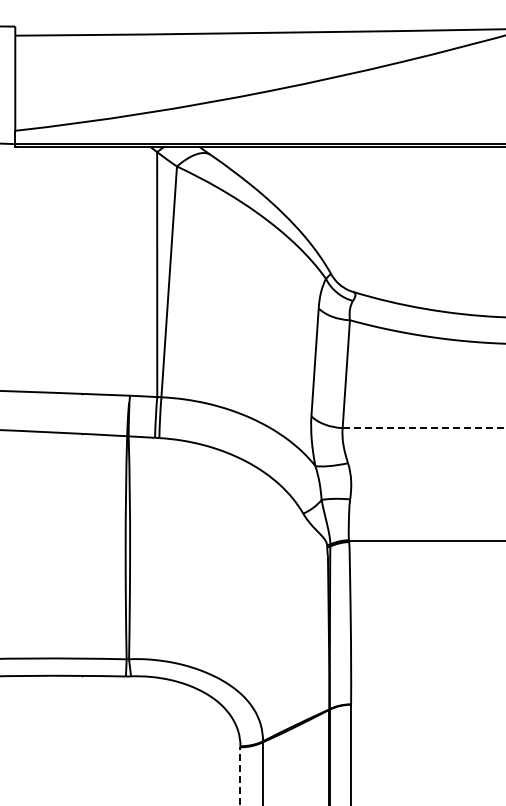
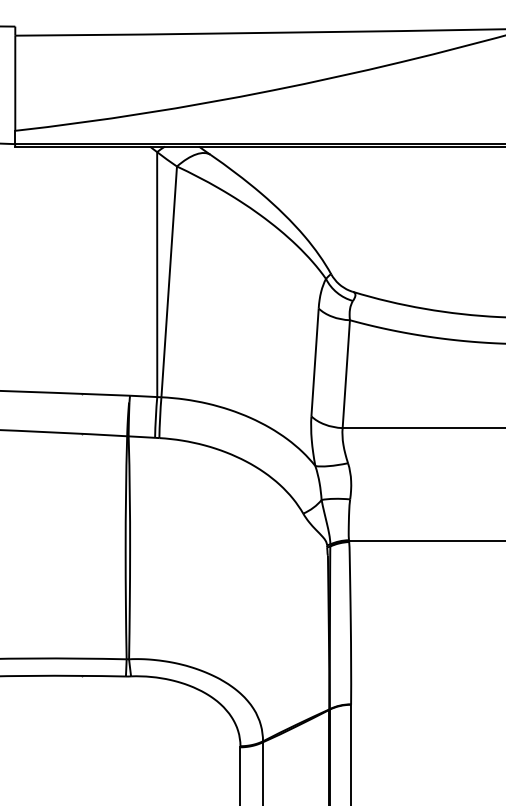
line: dashed -> solid (424, 428)
line: dashed -> solid (240, 776)
